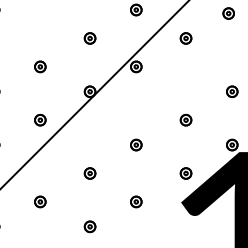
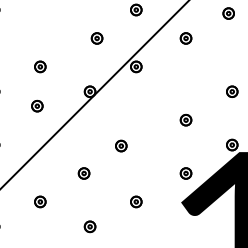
part position: (89, 38) -> (96, 38) (96, 38)
part position: (40, 119) -> (37, 105) (37, 105)
part position: (136, 144) -> (121, 145) (121, 145)
part position: (89, 173) -> (83, 173) (83, 173)
